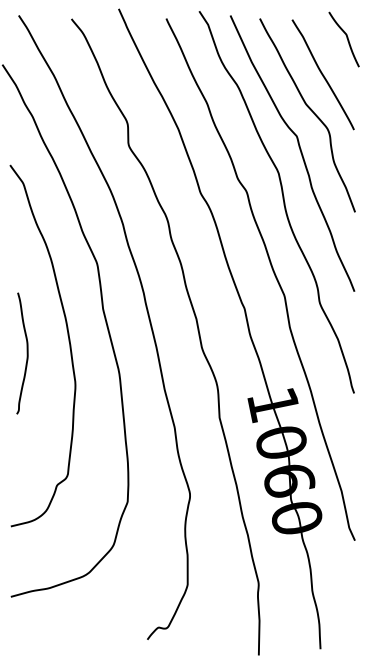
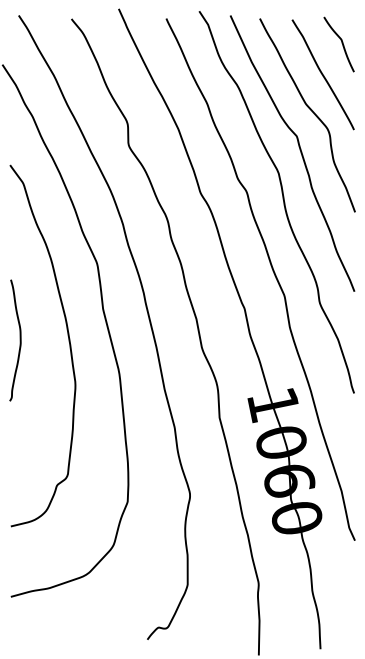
curve position: (346, 38) -> (341, 43) (341, 43)
curve position: (26, 353) -> (19, 340) (19, 340)
